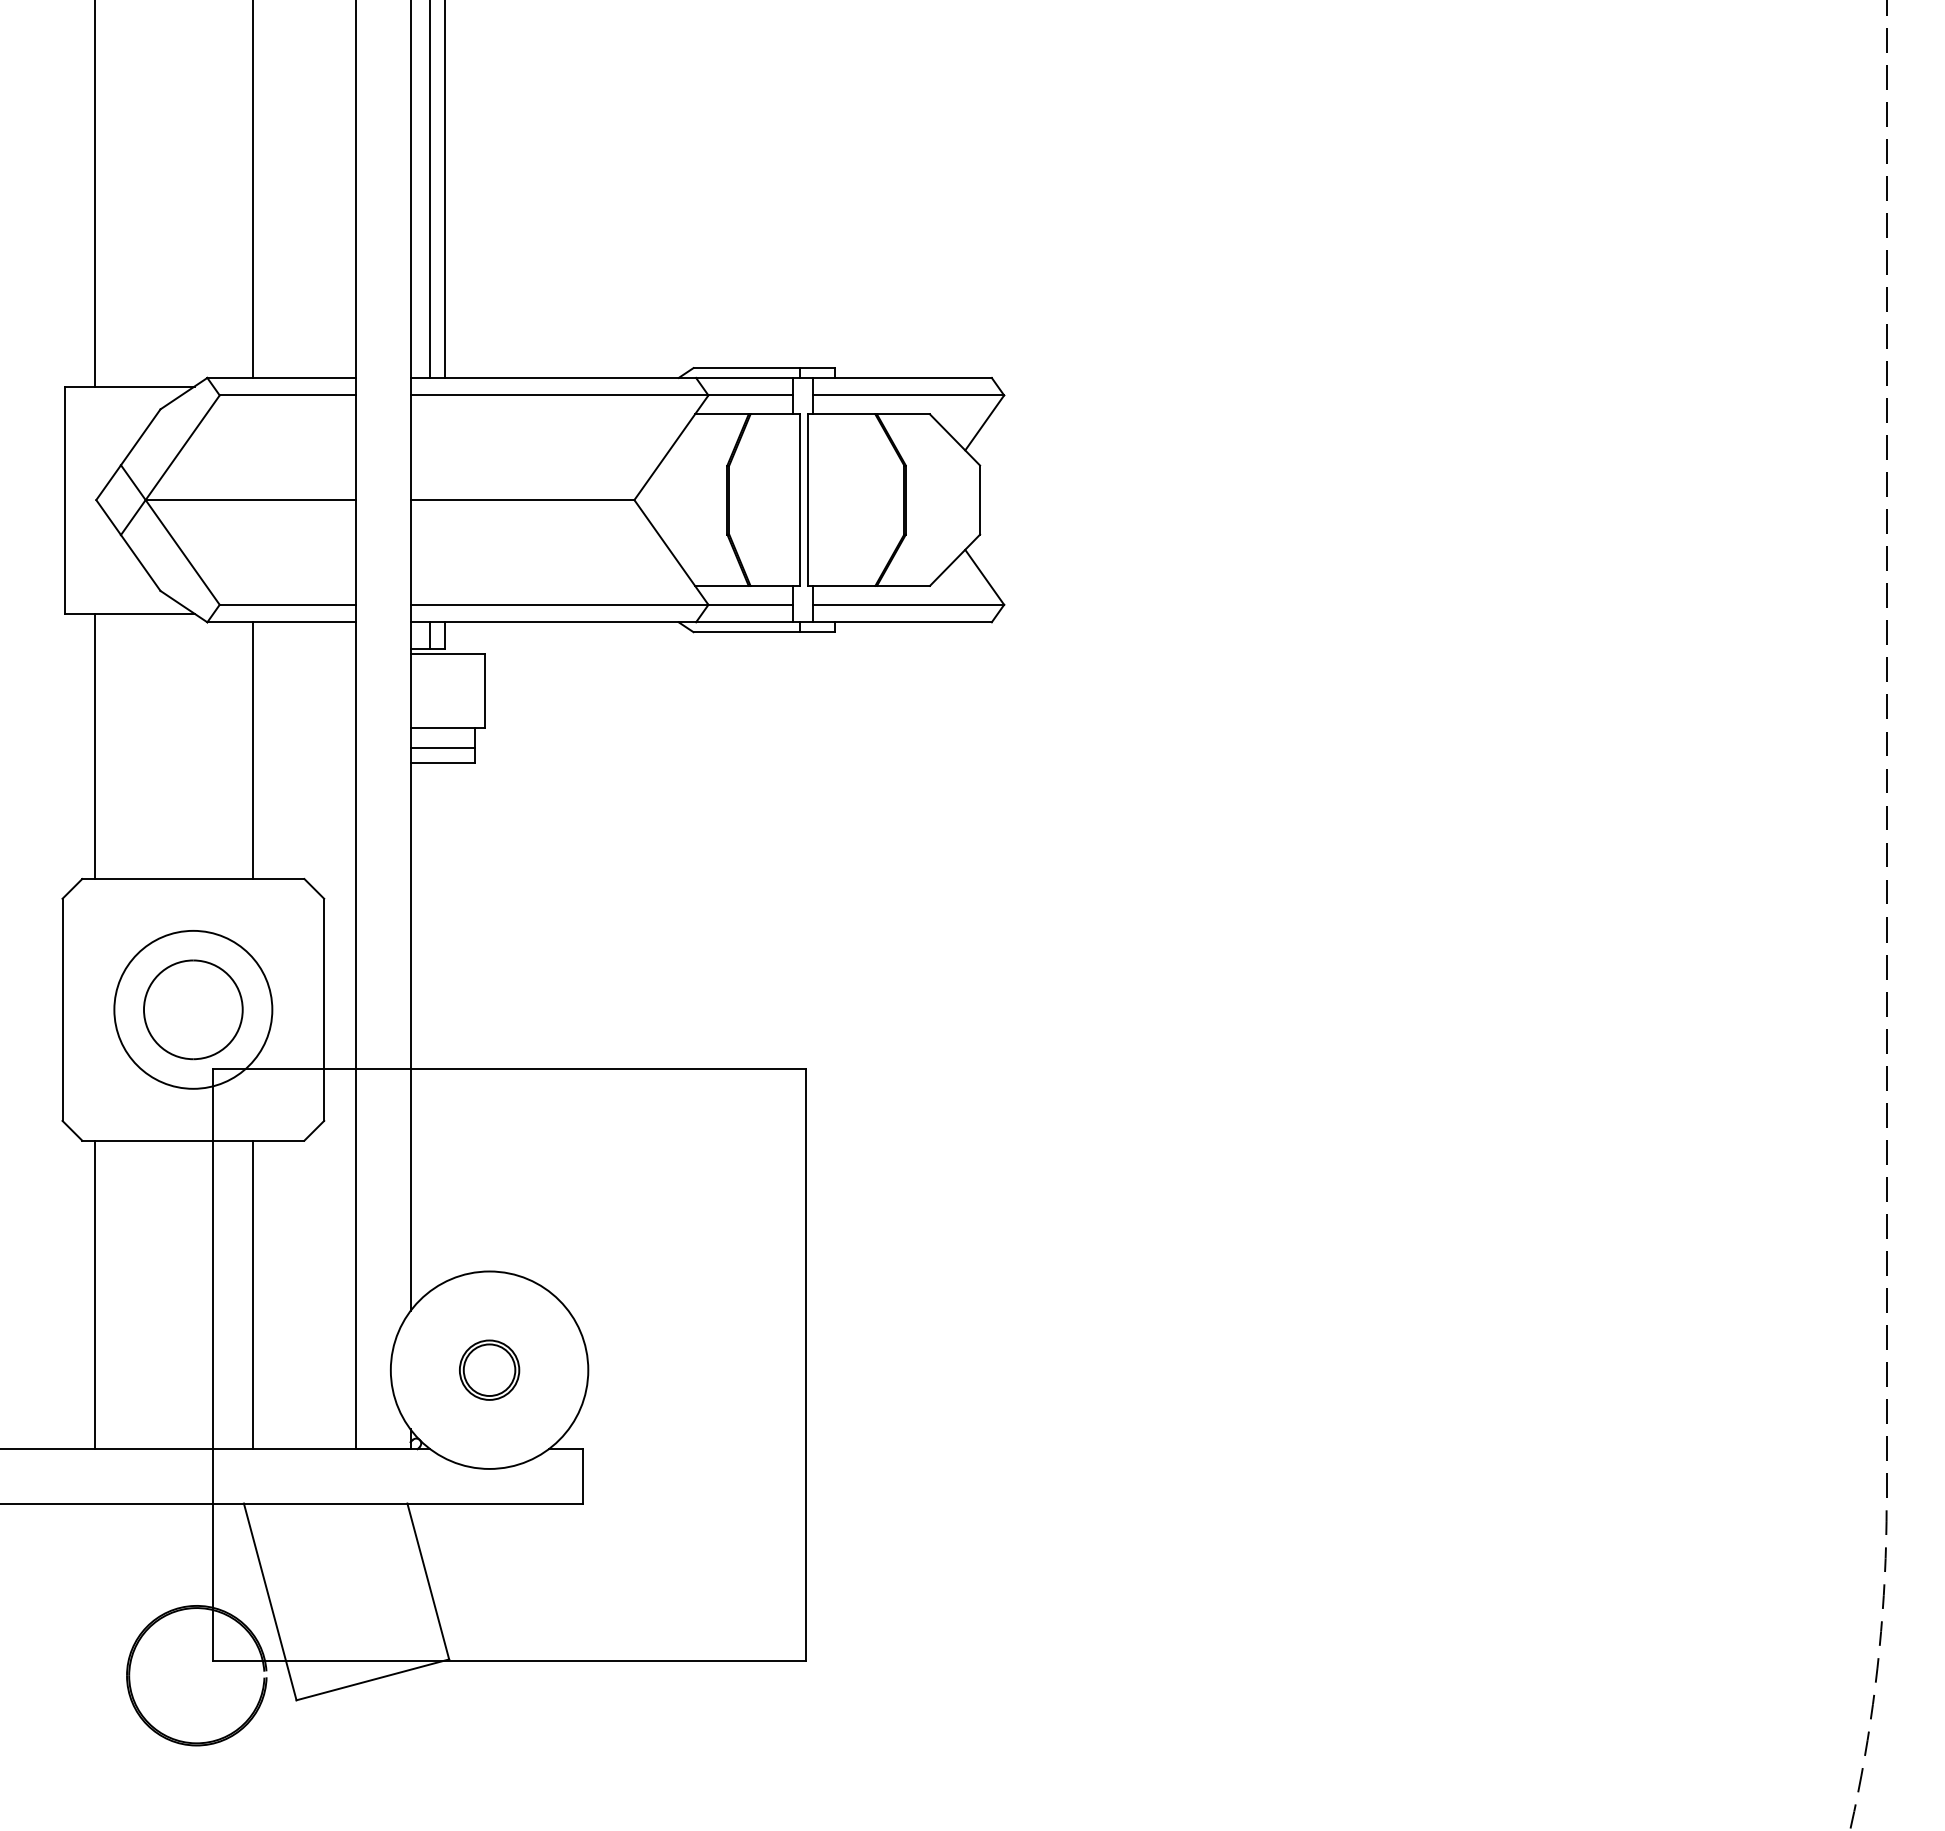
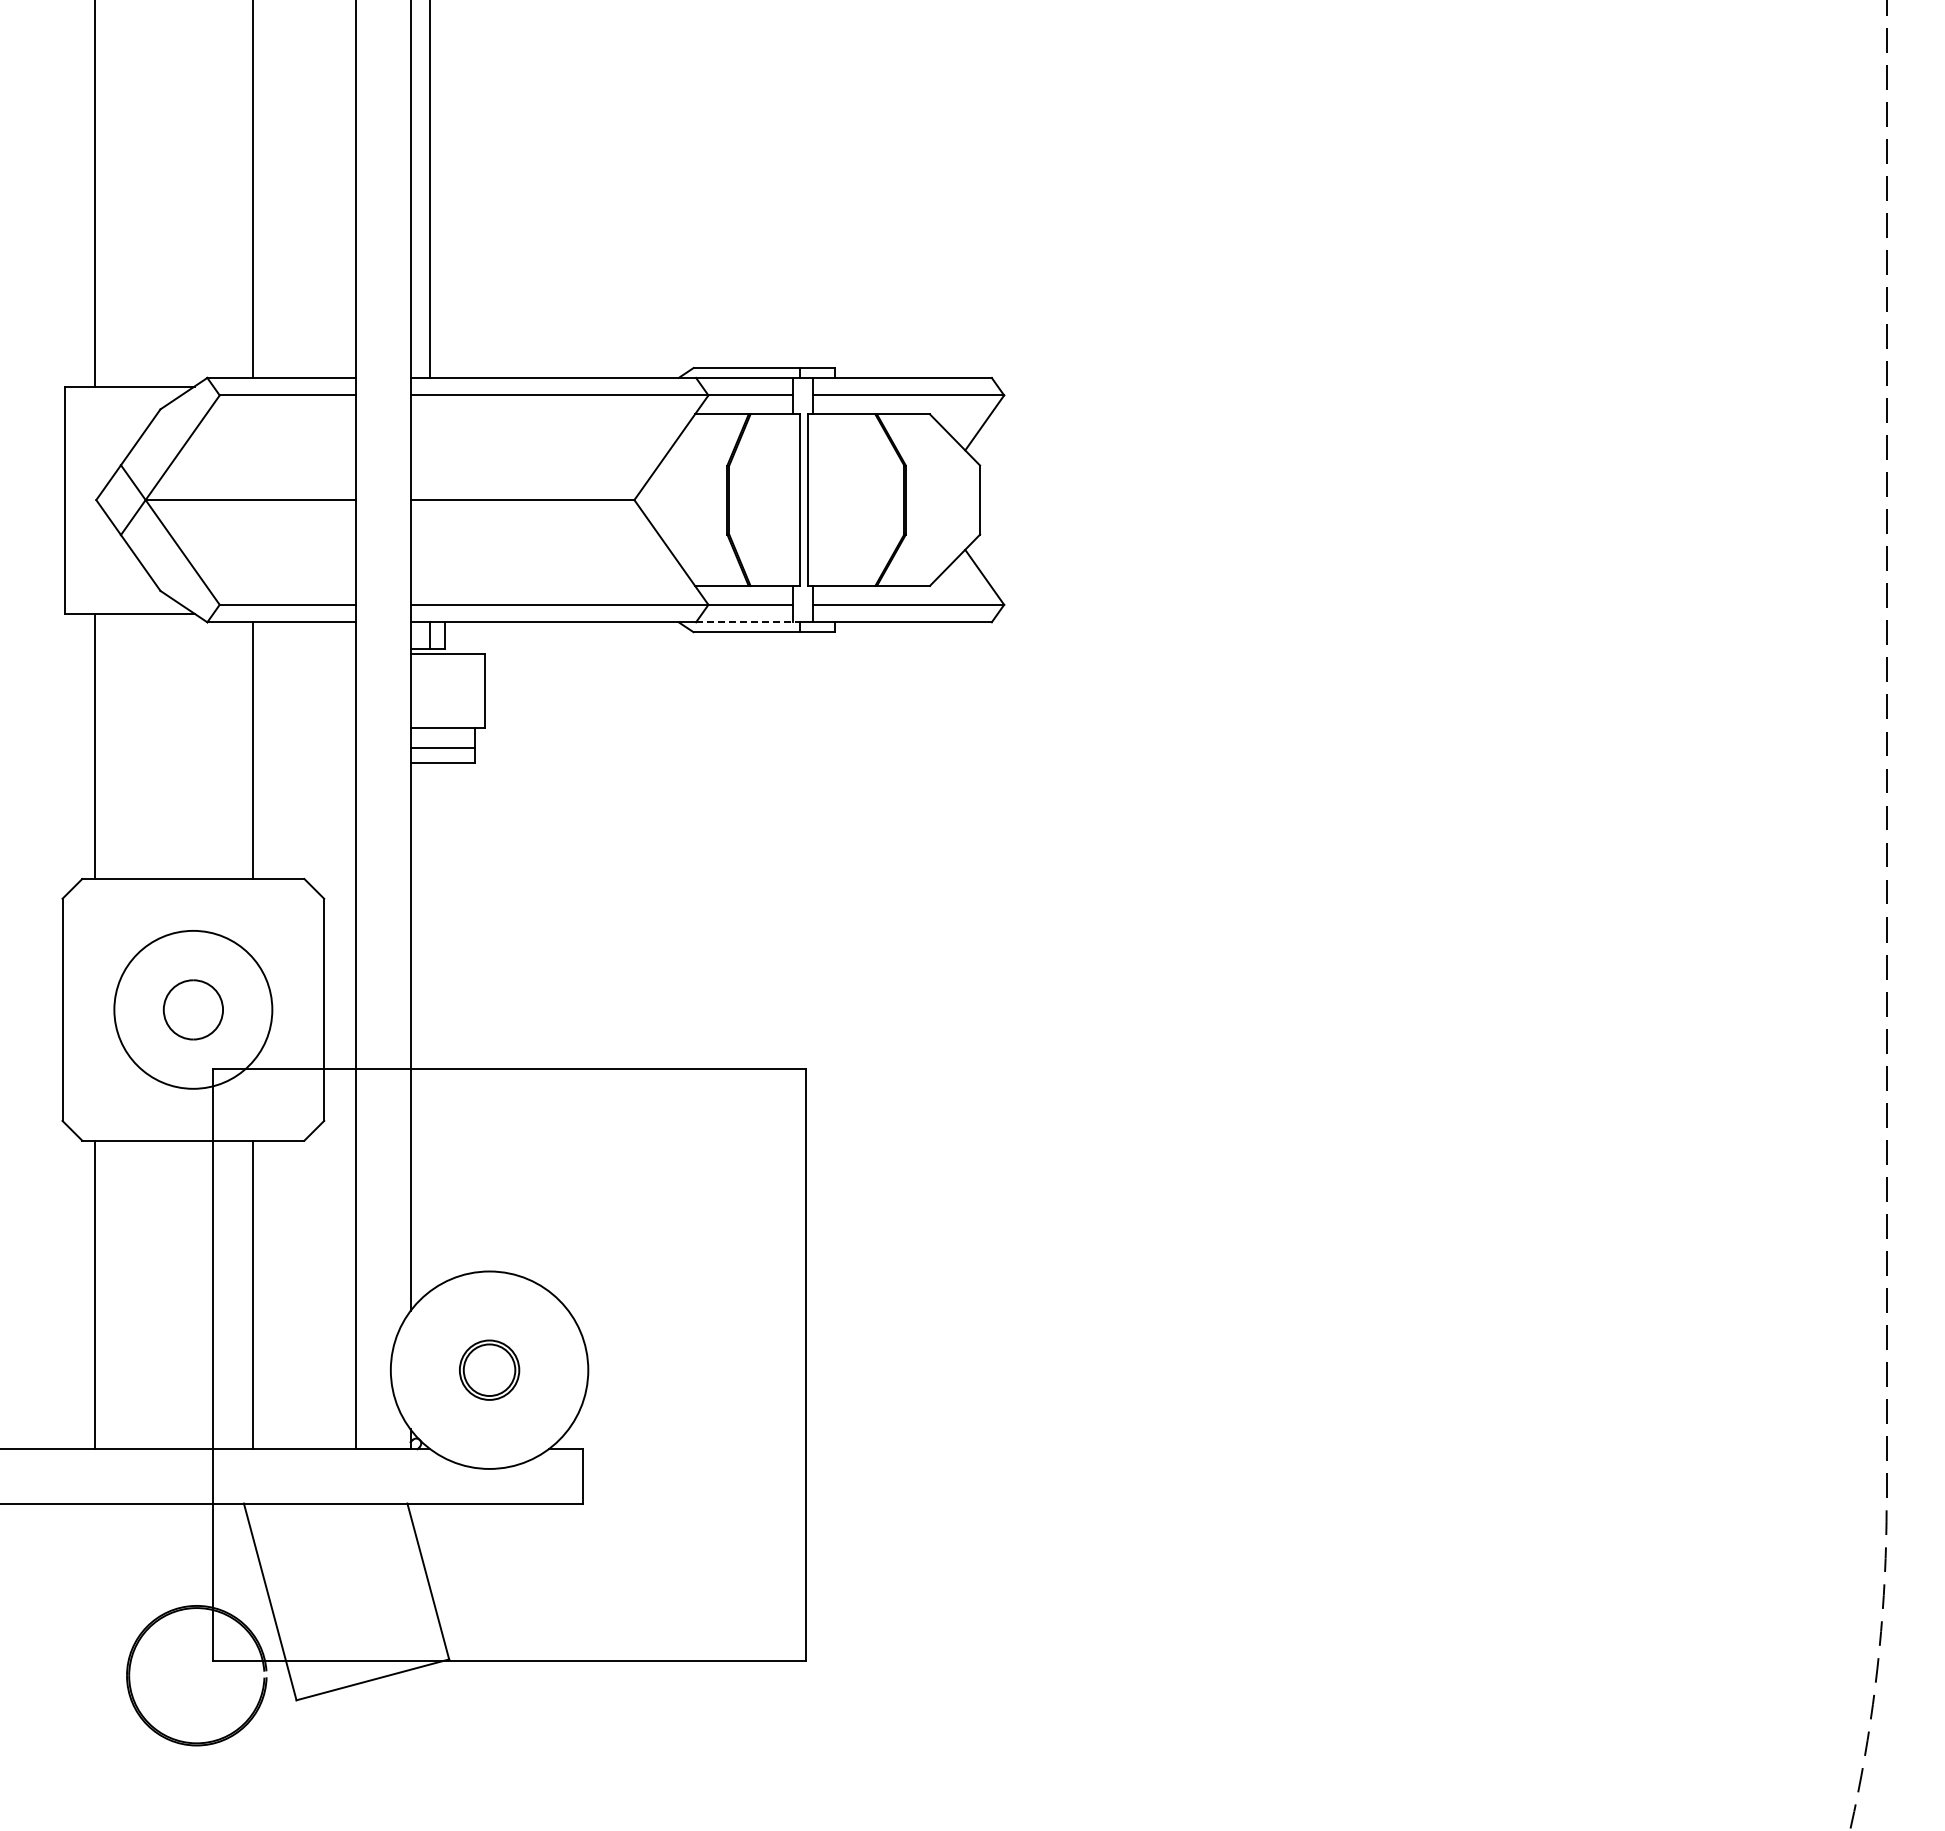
line: present -> none (445, 189)
line: solid -> dashed (747, 622)
part size: 101x102 px -> 62x62 px (192, 1009)
